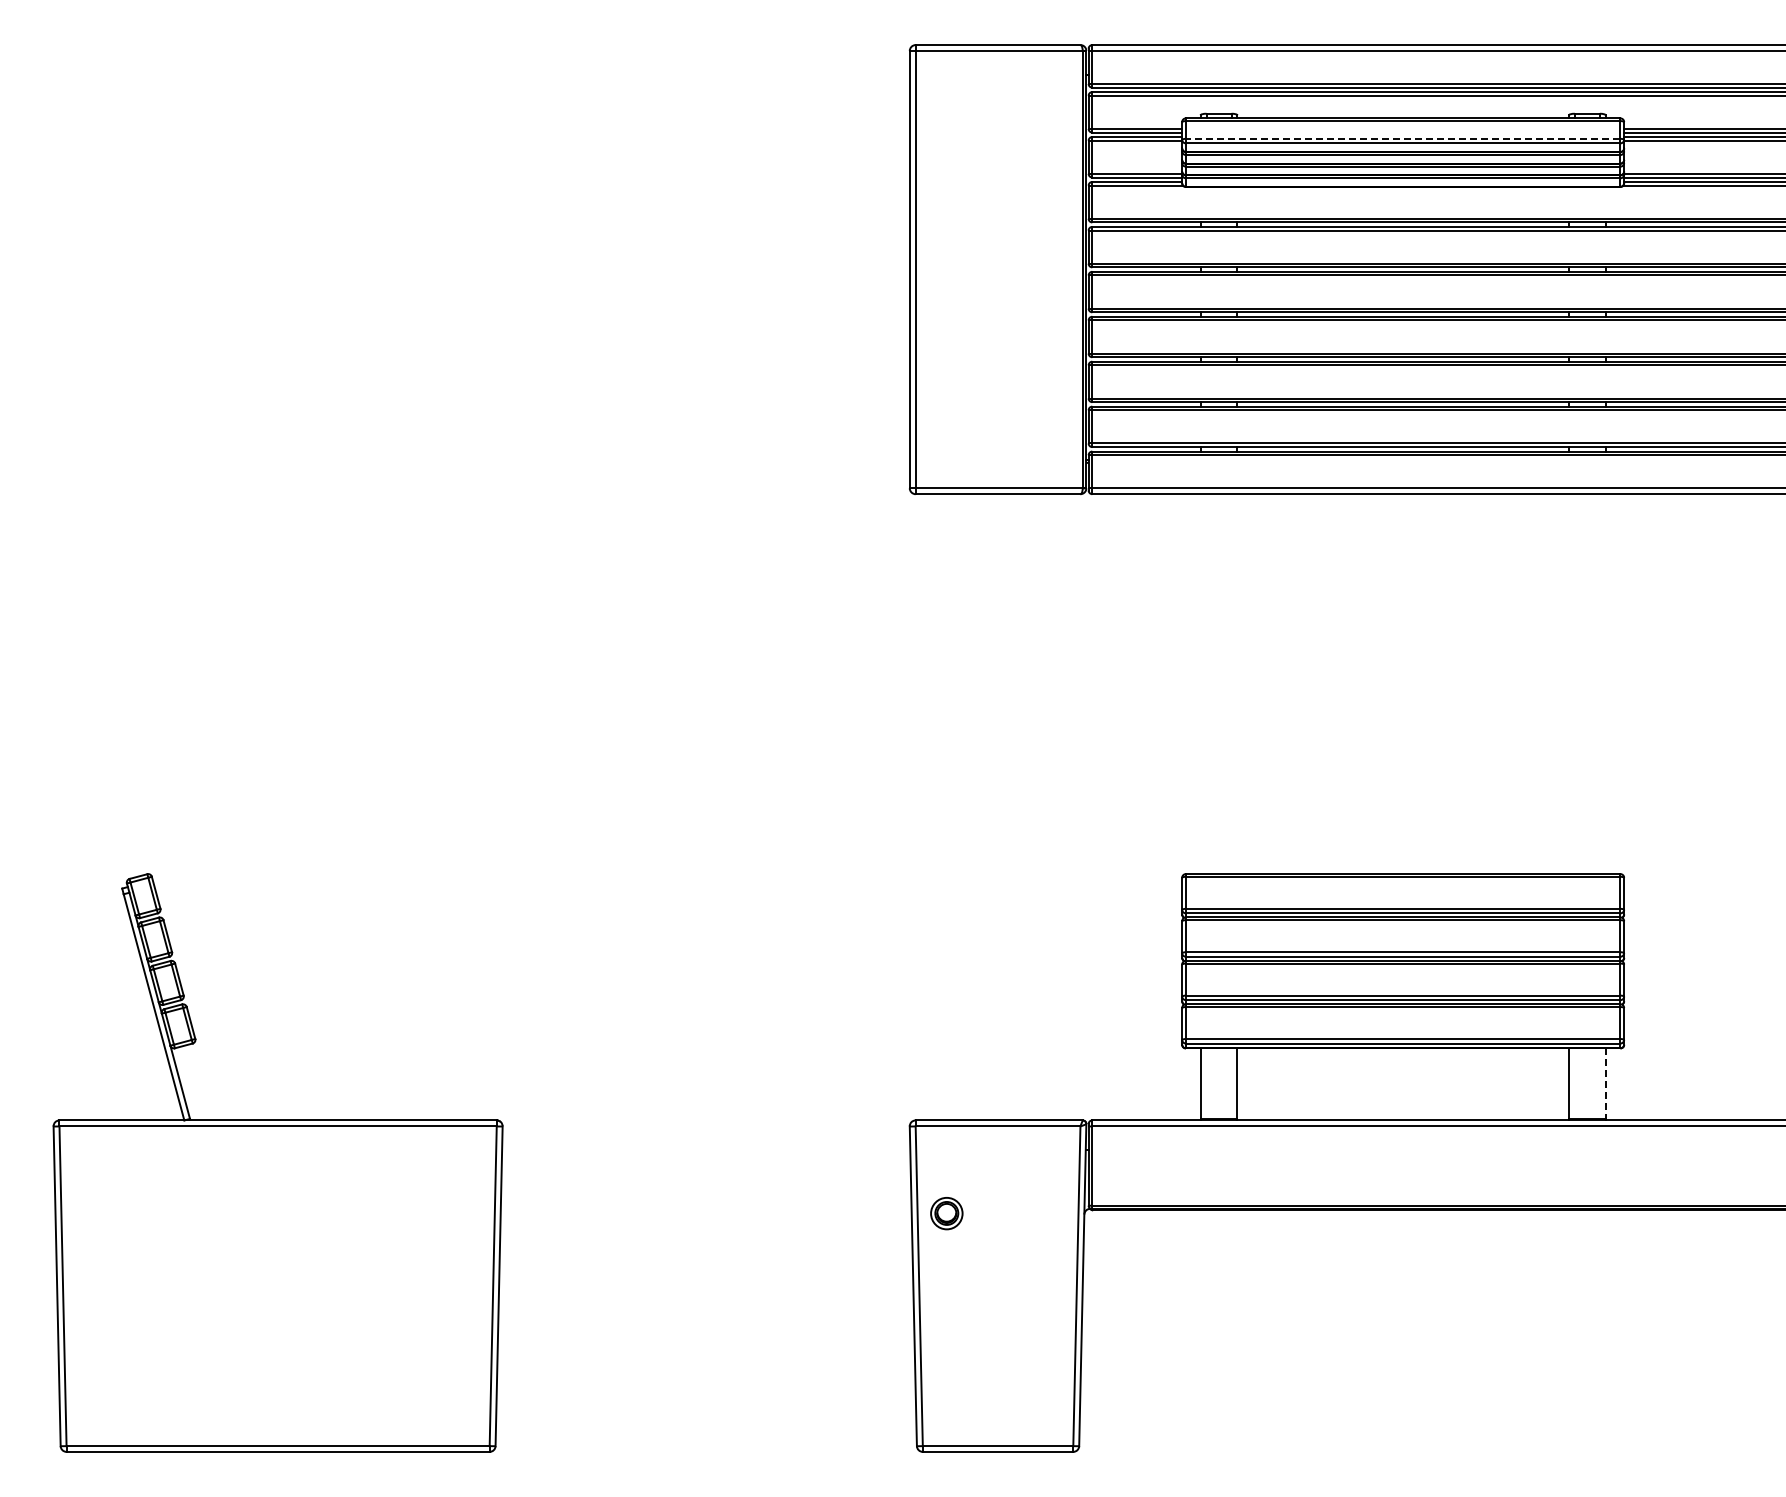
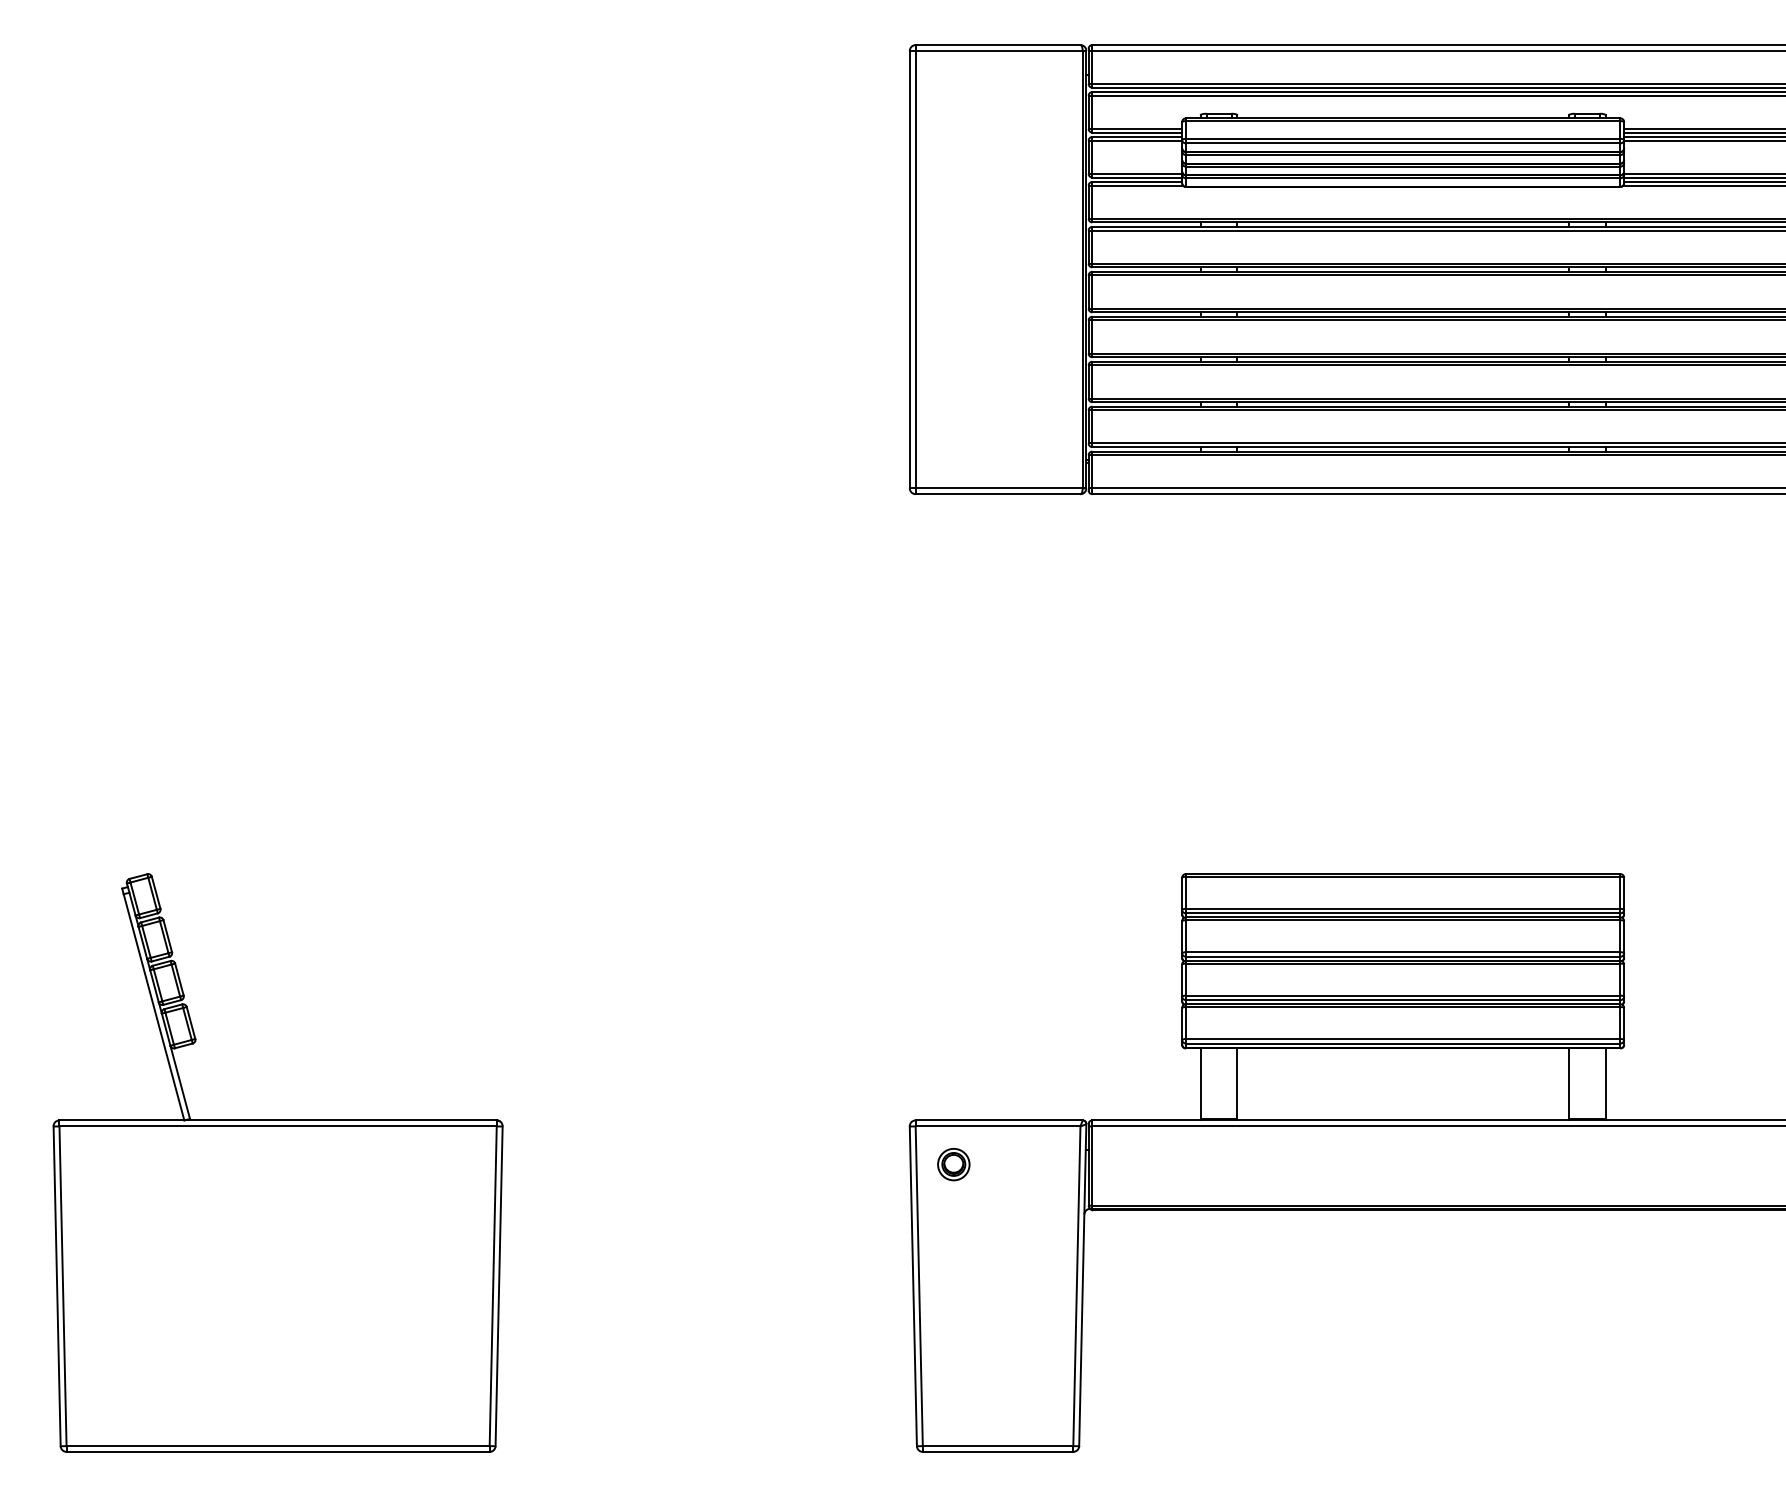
line: dashed -> solid (1402, 138)
line: dashed -> solid (1605, 1084)
part position: (946, 1213) -> (953, 1164) (953, 1164)
